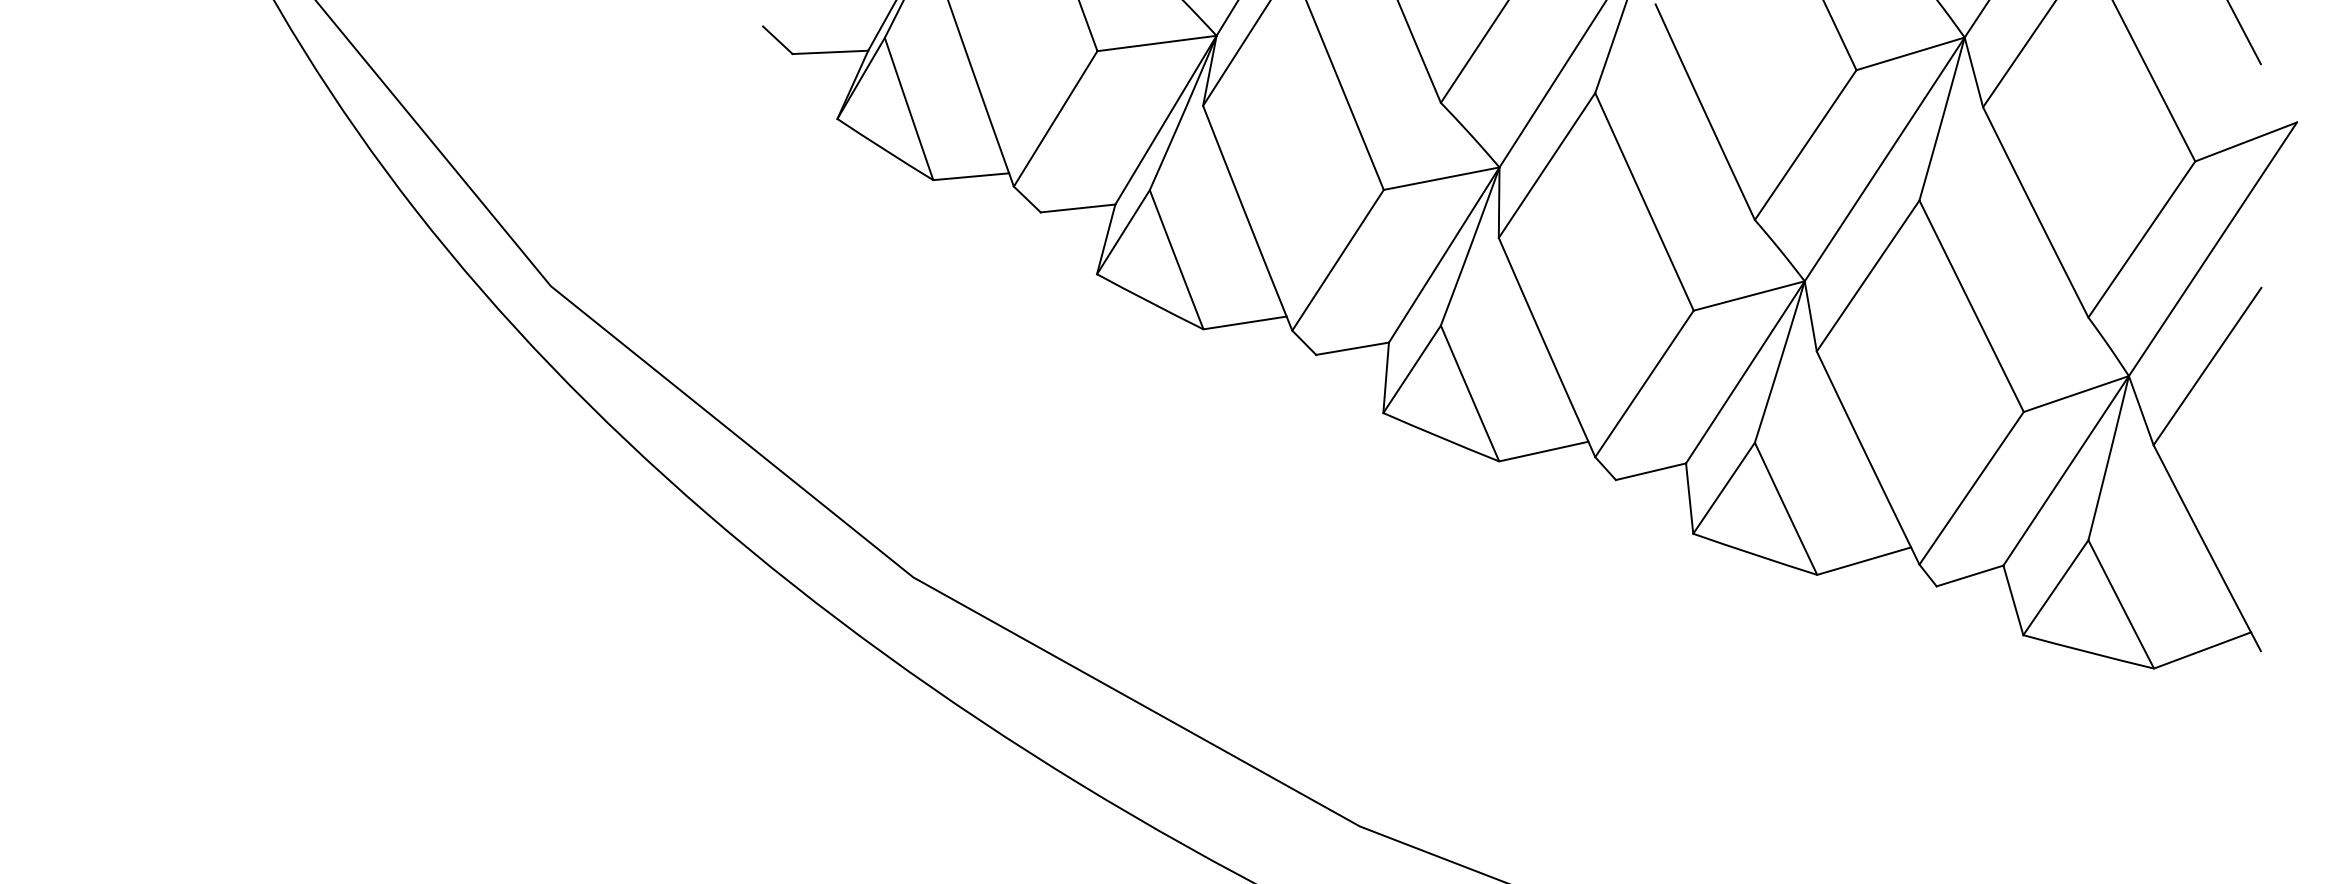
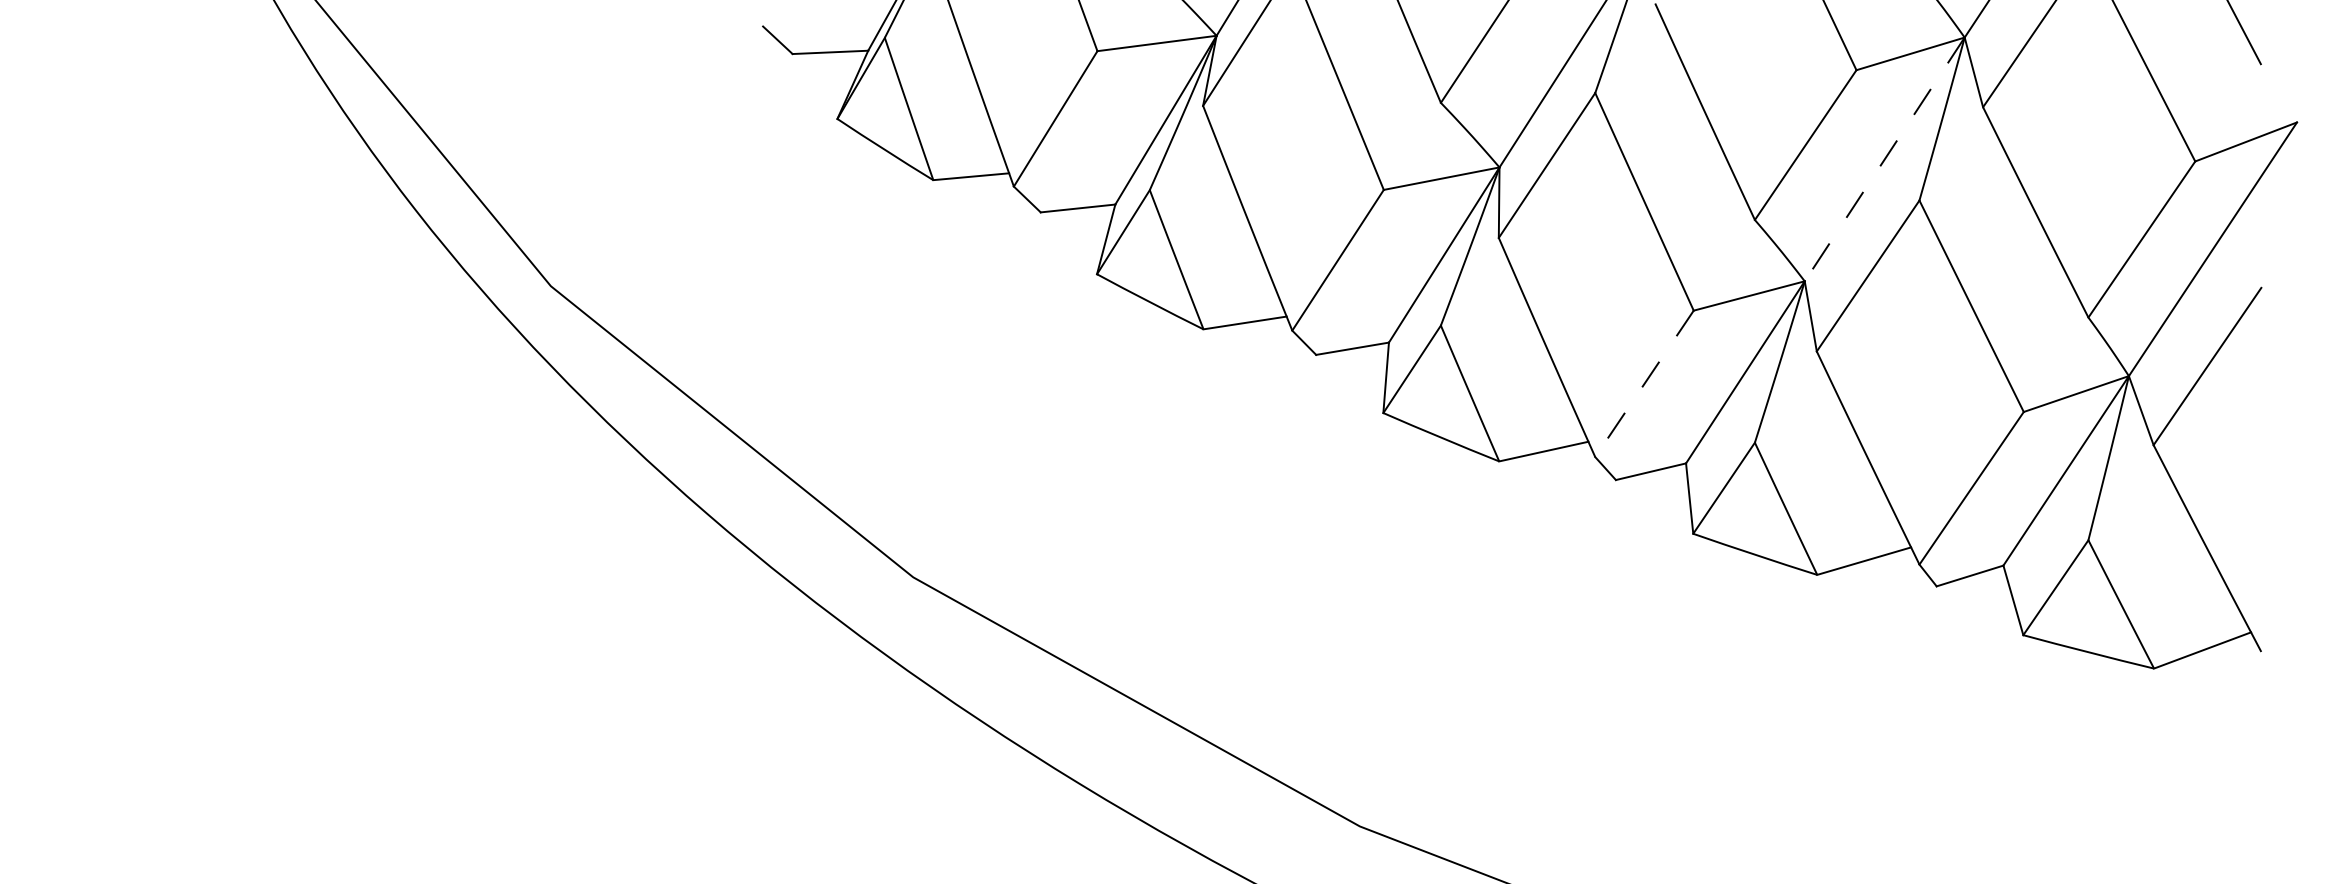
line: solid -> dashed (1884, 159)
line: solid -> dashed (1644, 384)
